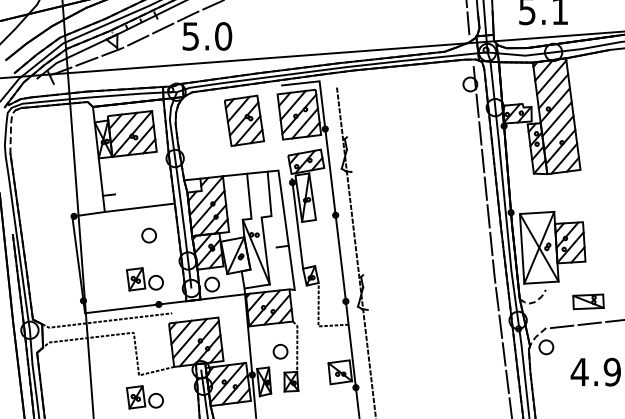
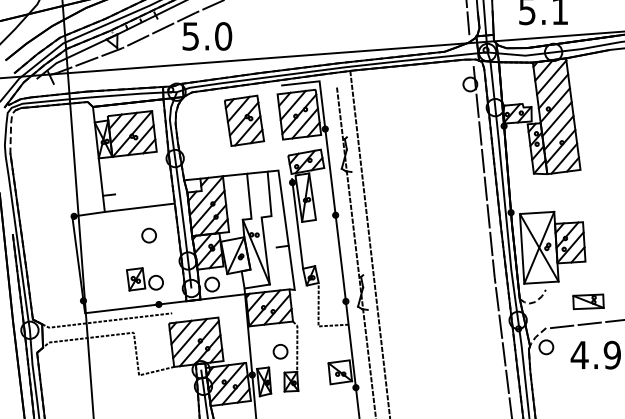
line: none -> present (369, 242)
text position: (595, 371) -> (595, 354) (595, 354)
part: present -> none (144, 397)
